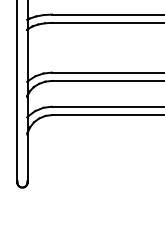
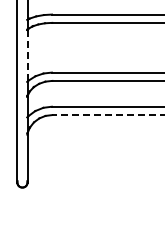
line: solid -> dashed (27, 55)
line: solid -> dashed (108, 115)
